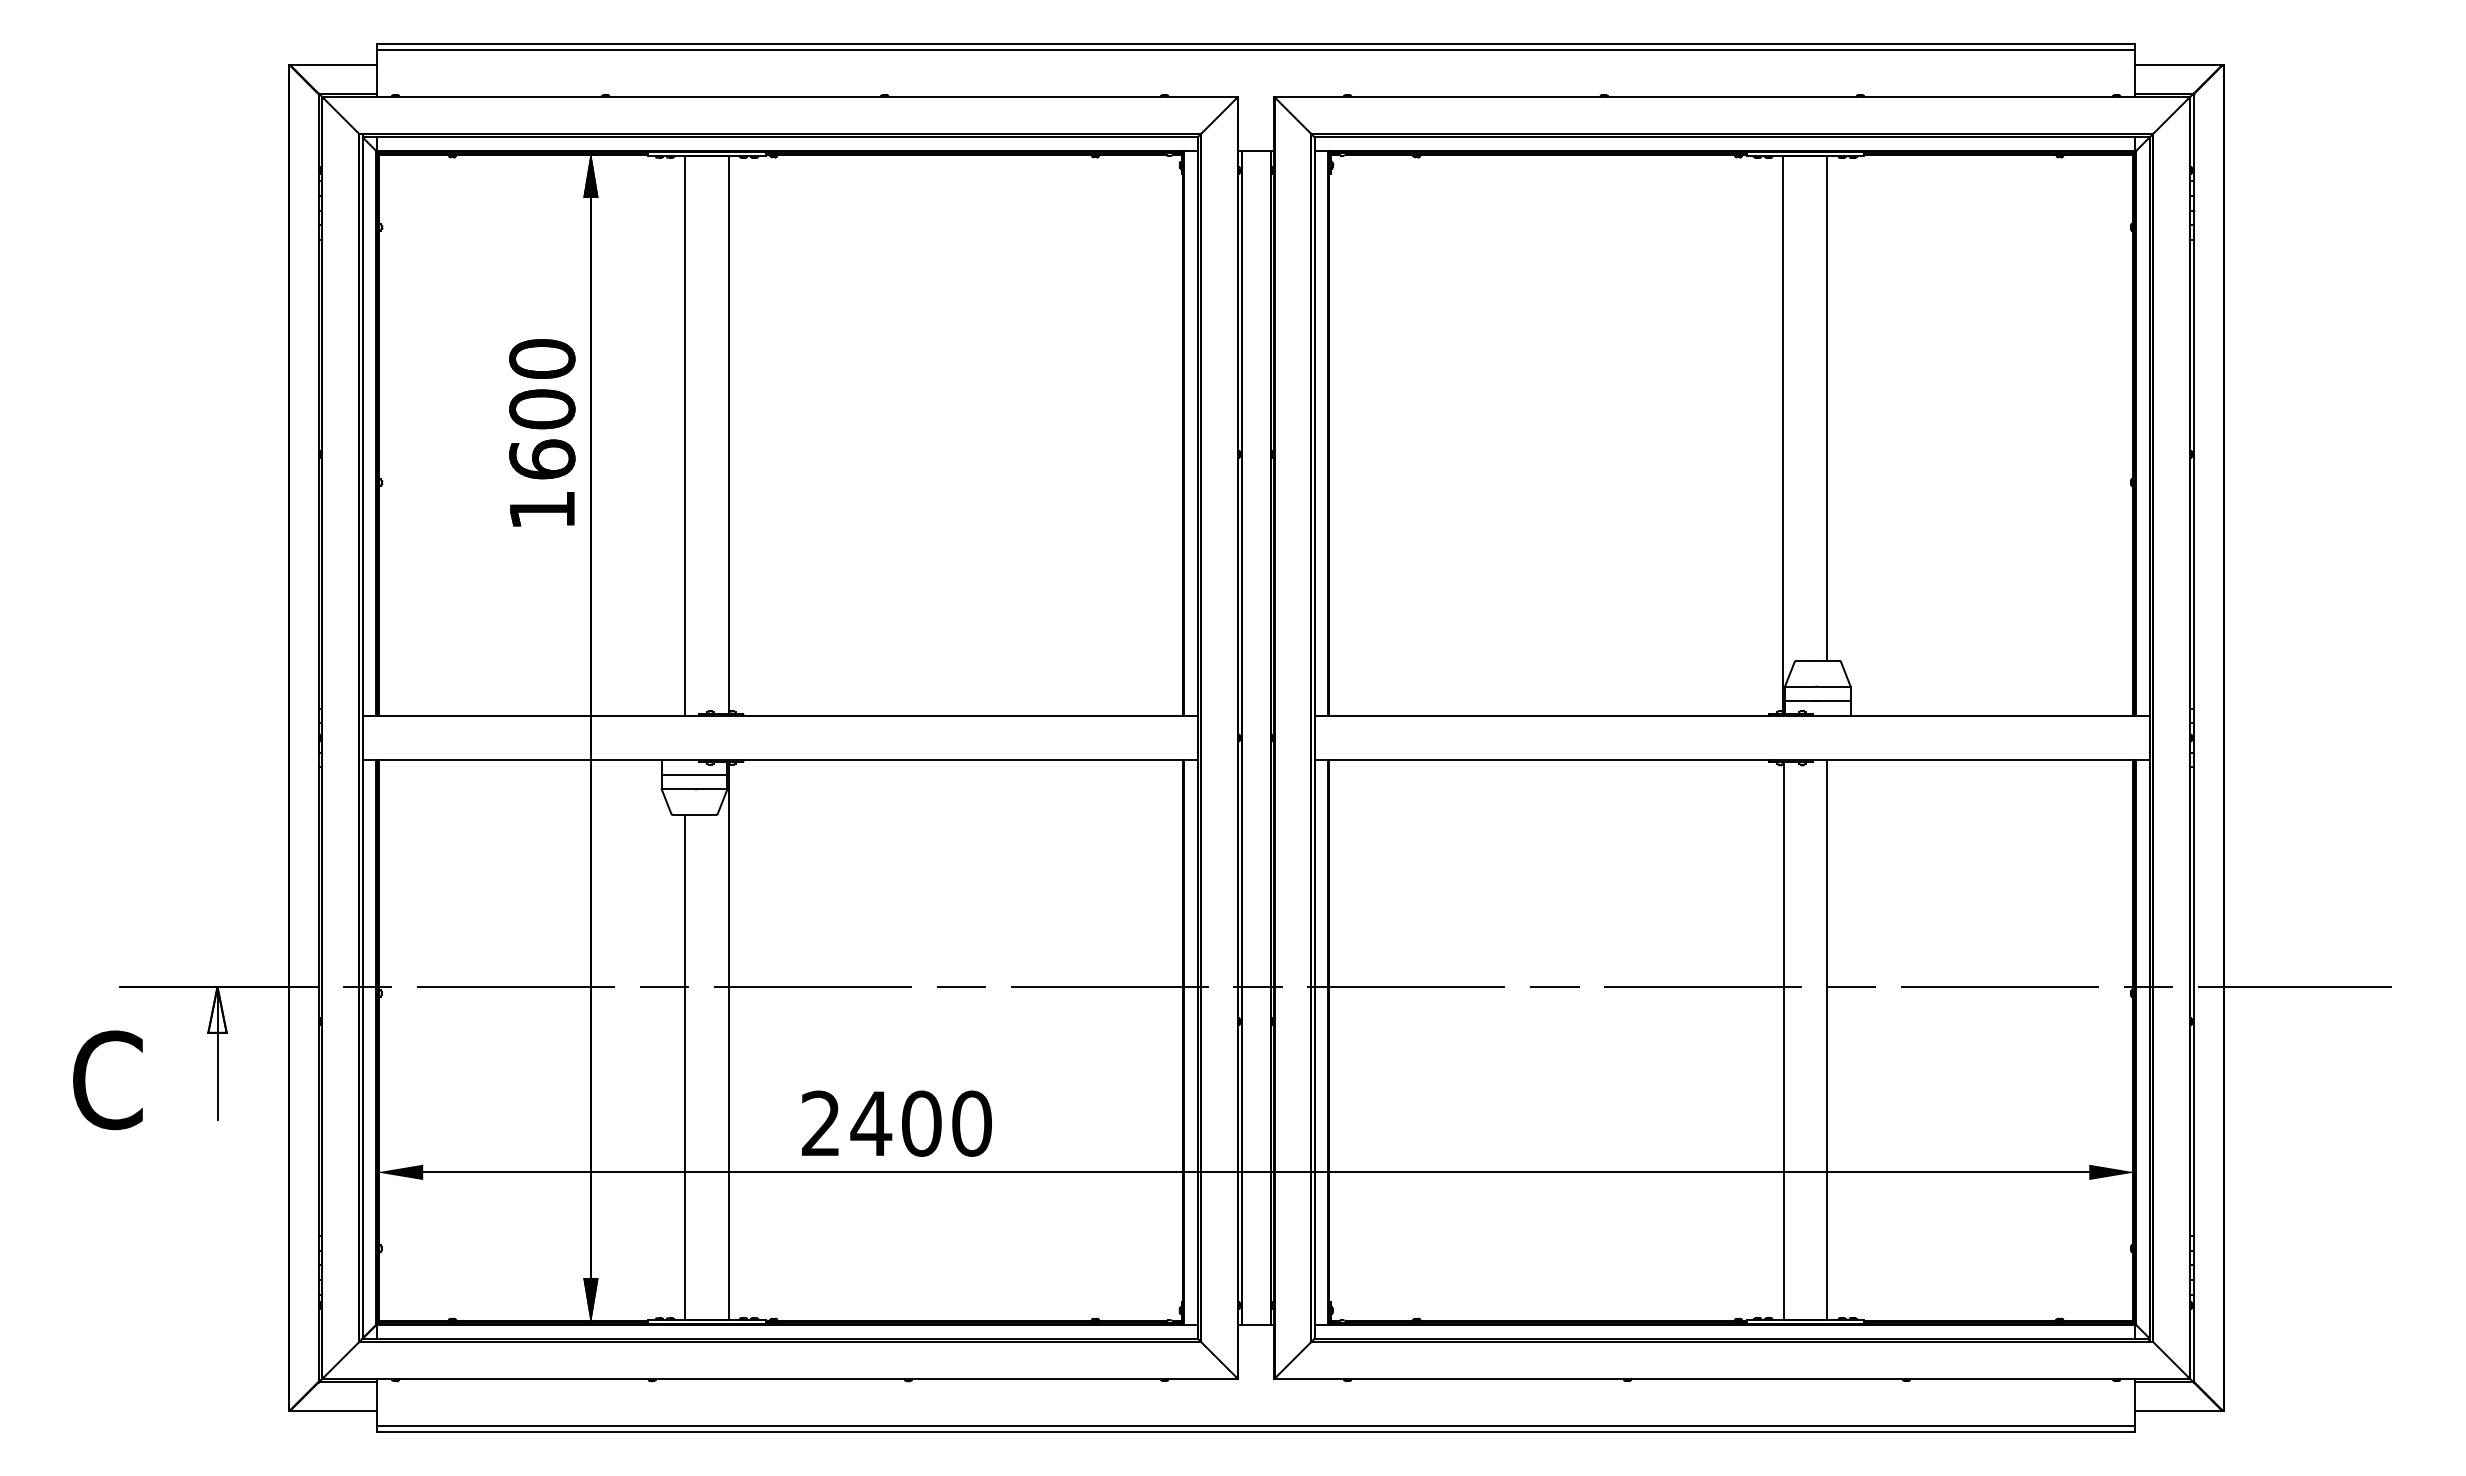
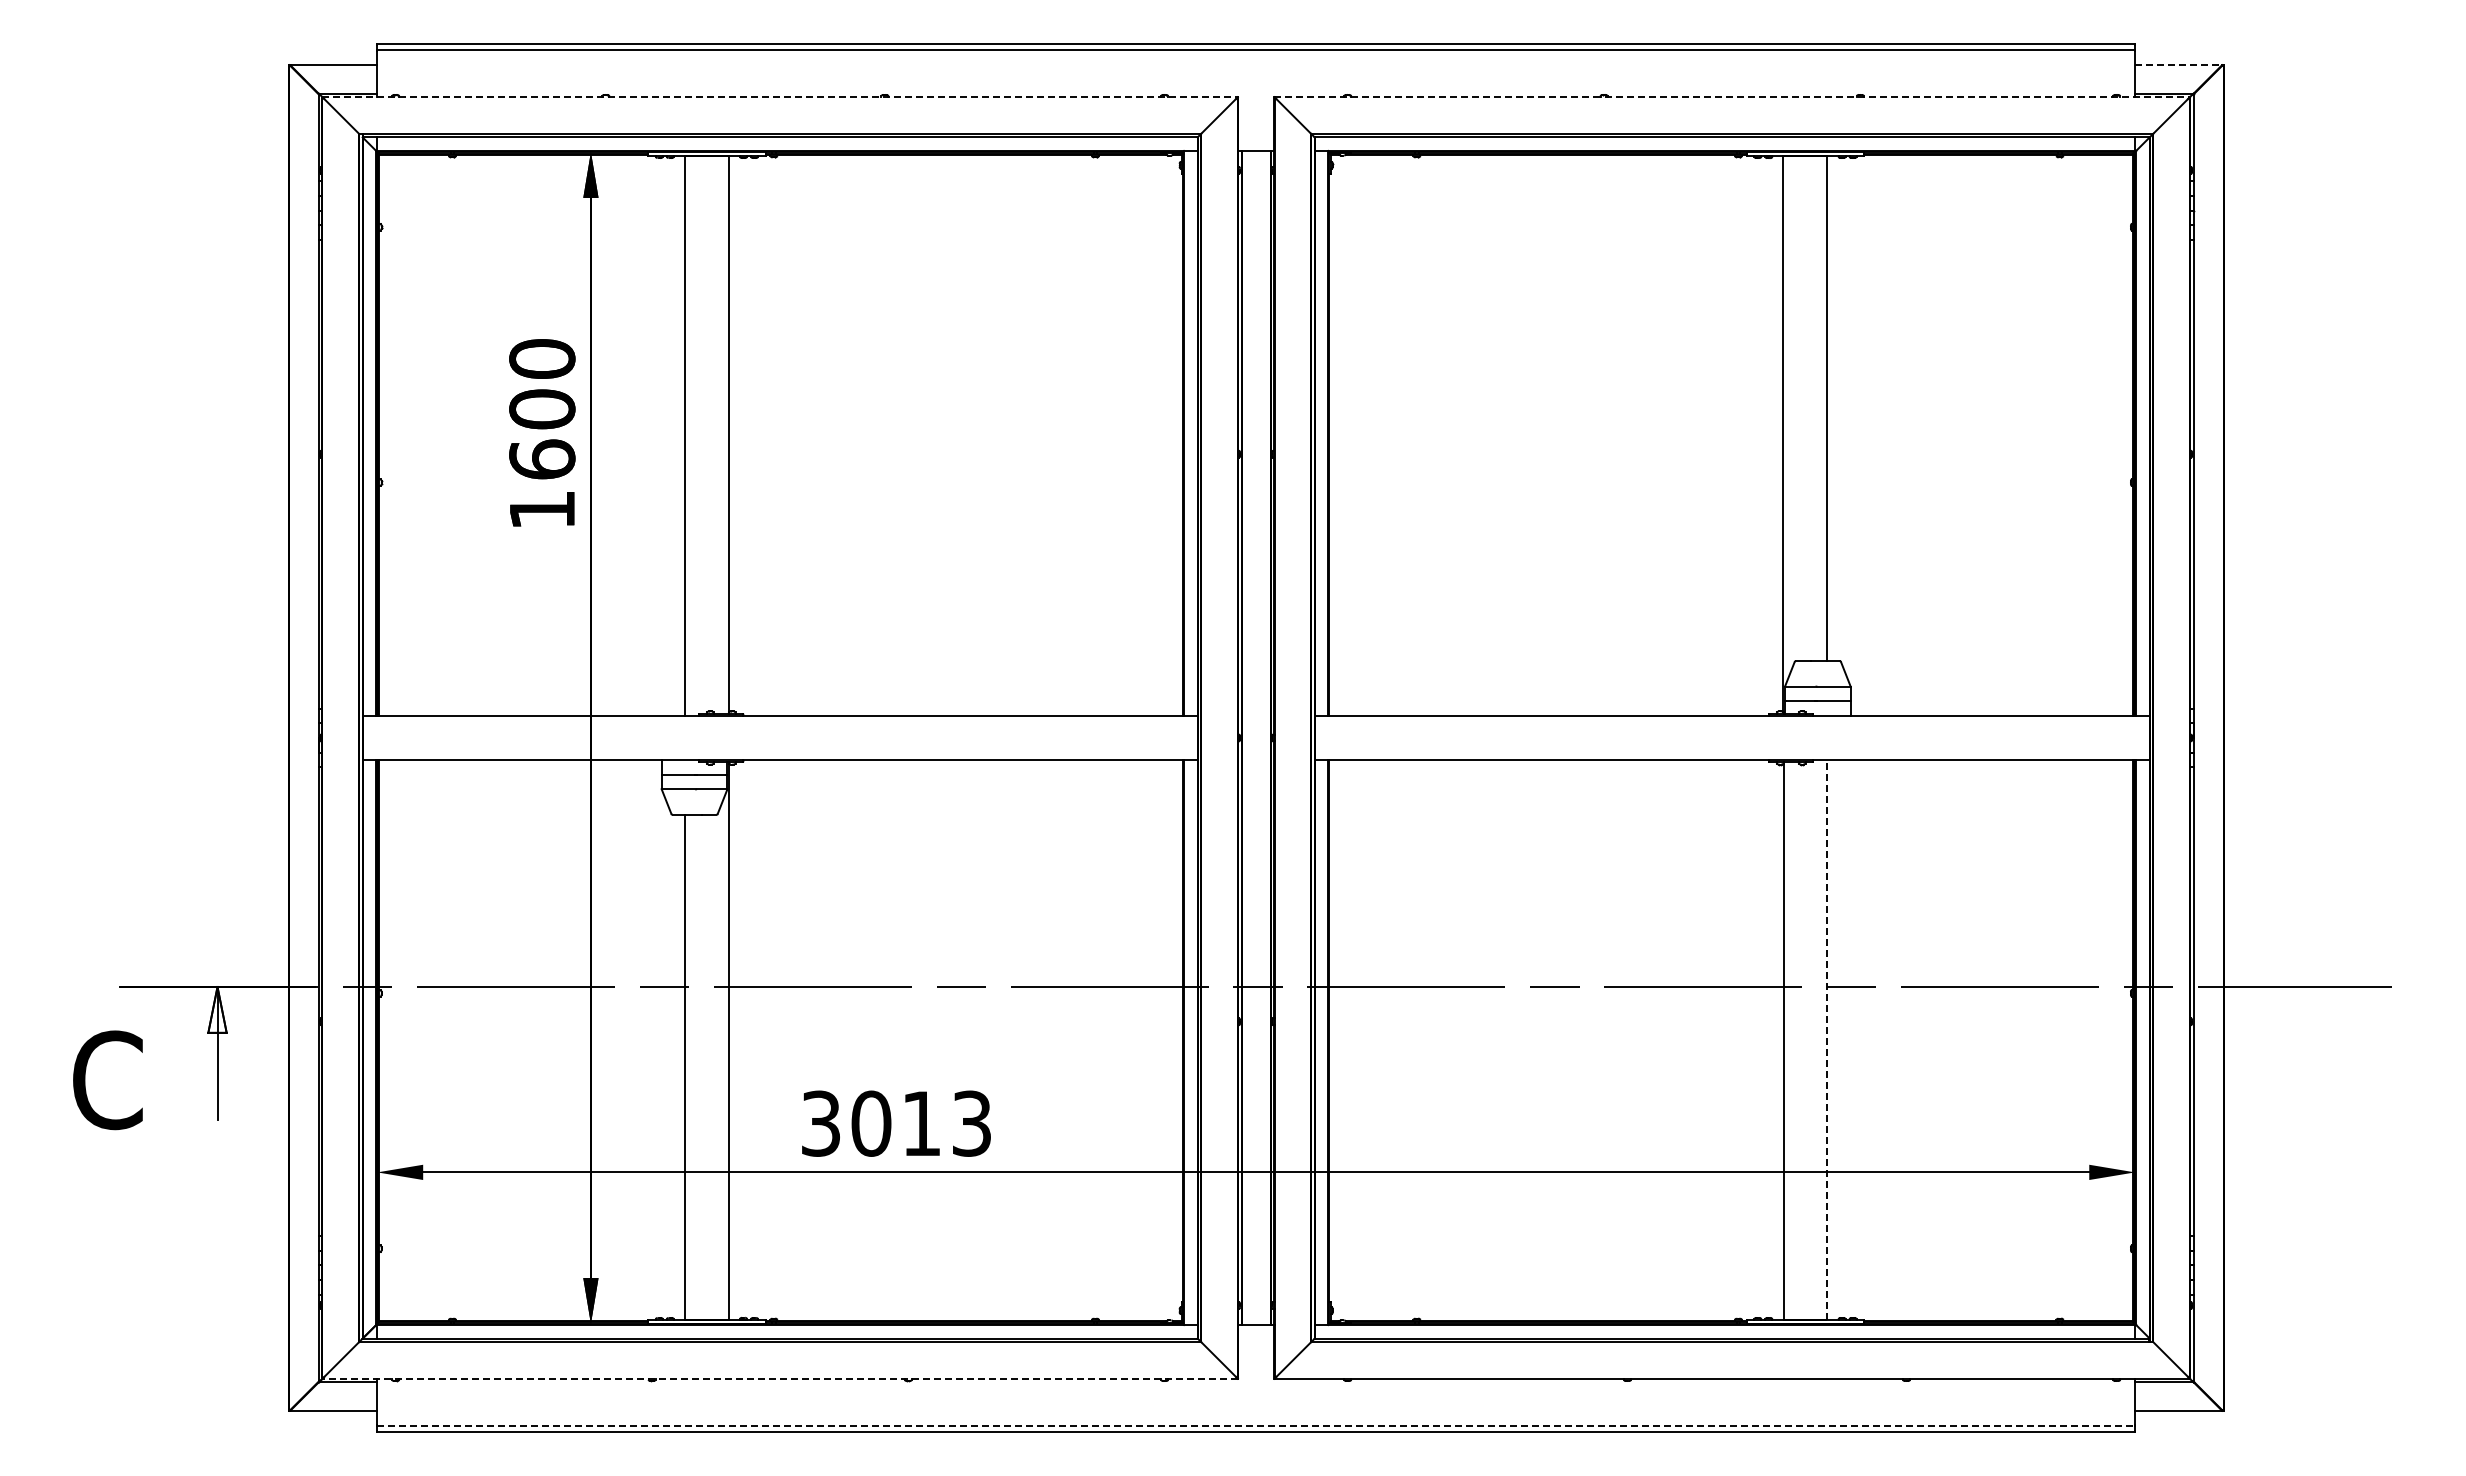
line: solid -> dashed (2178, 64)
line: solid -> dashed (780, 97)
line: solid -> dashed (1732, 97)
line: solid -> dashed (1827, 1039)
text: 2400 -> 3013 (896, 1123)
line: solid -> dashed (780, 1378)
line: solid -> dashed (1256, 1426)
